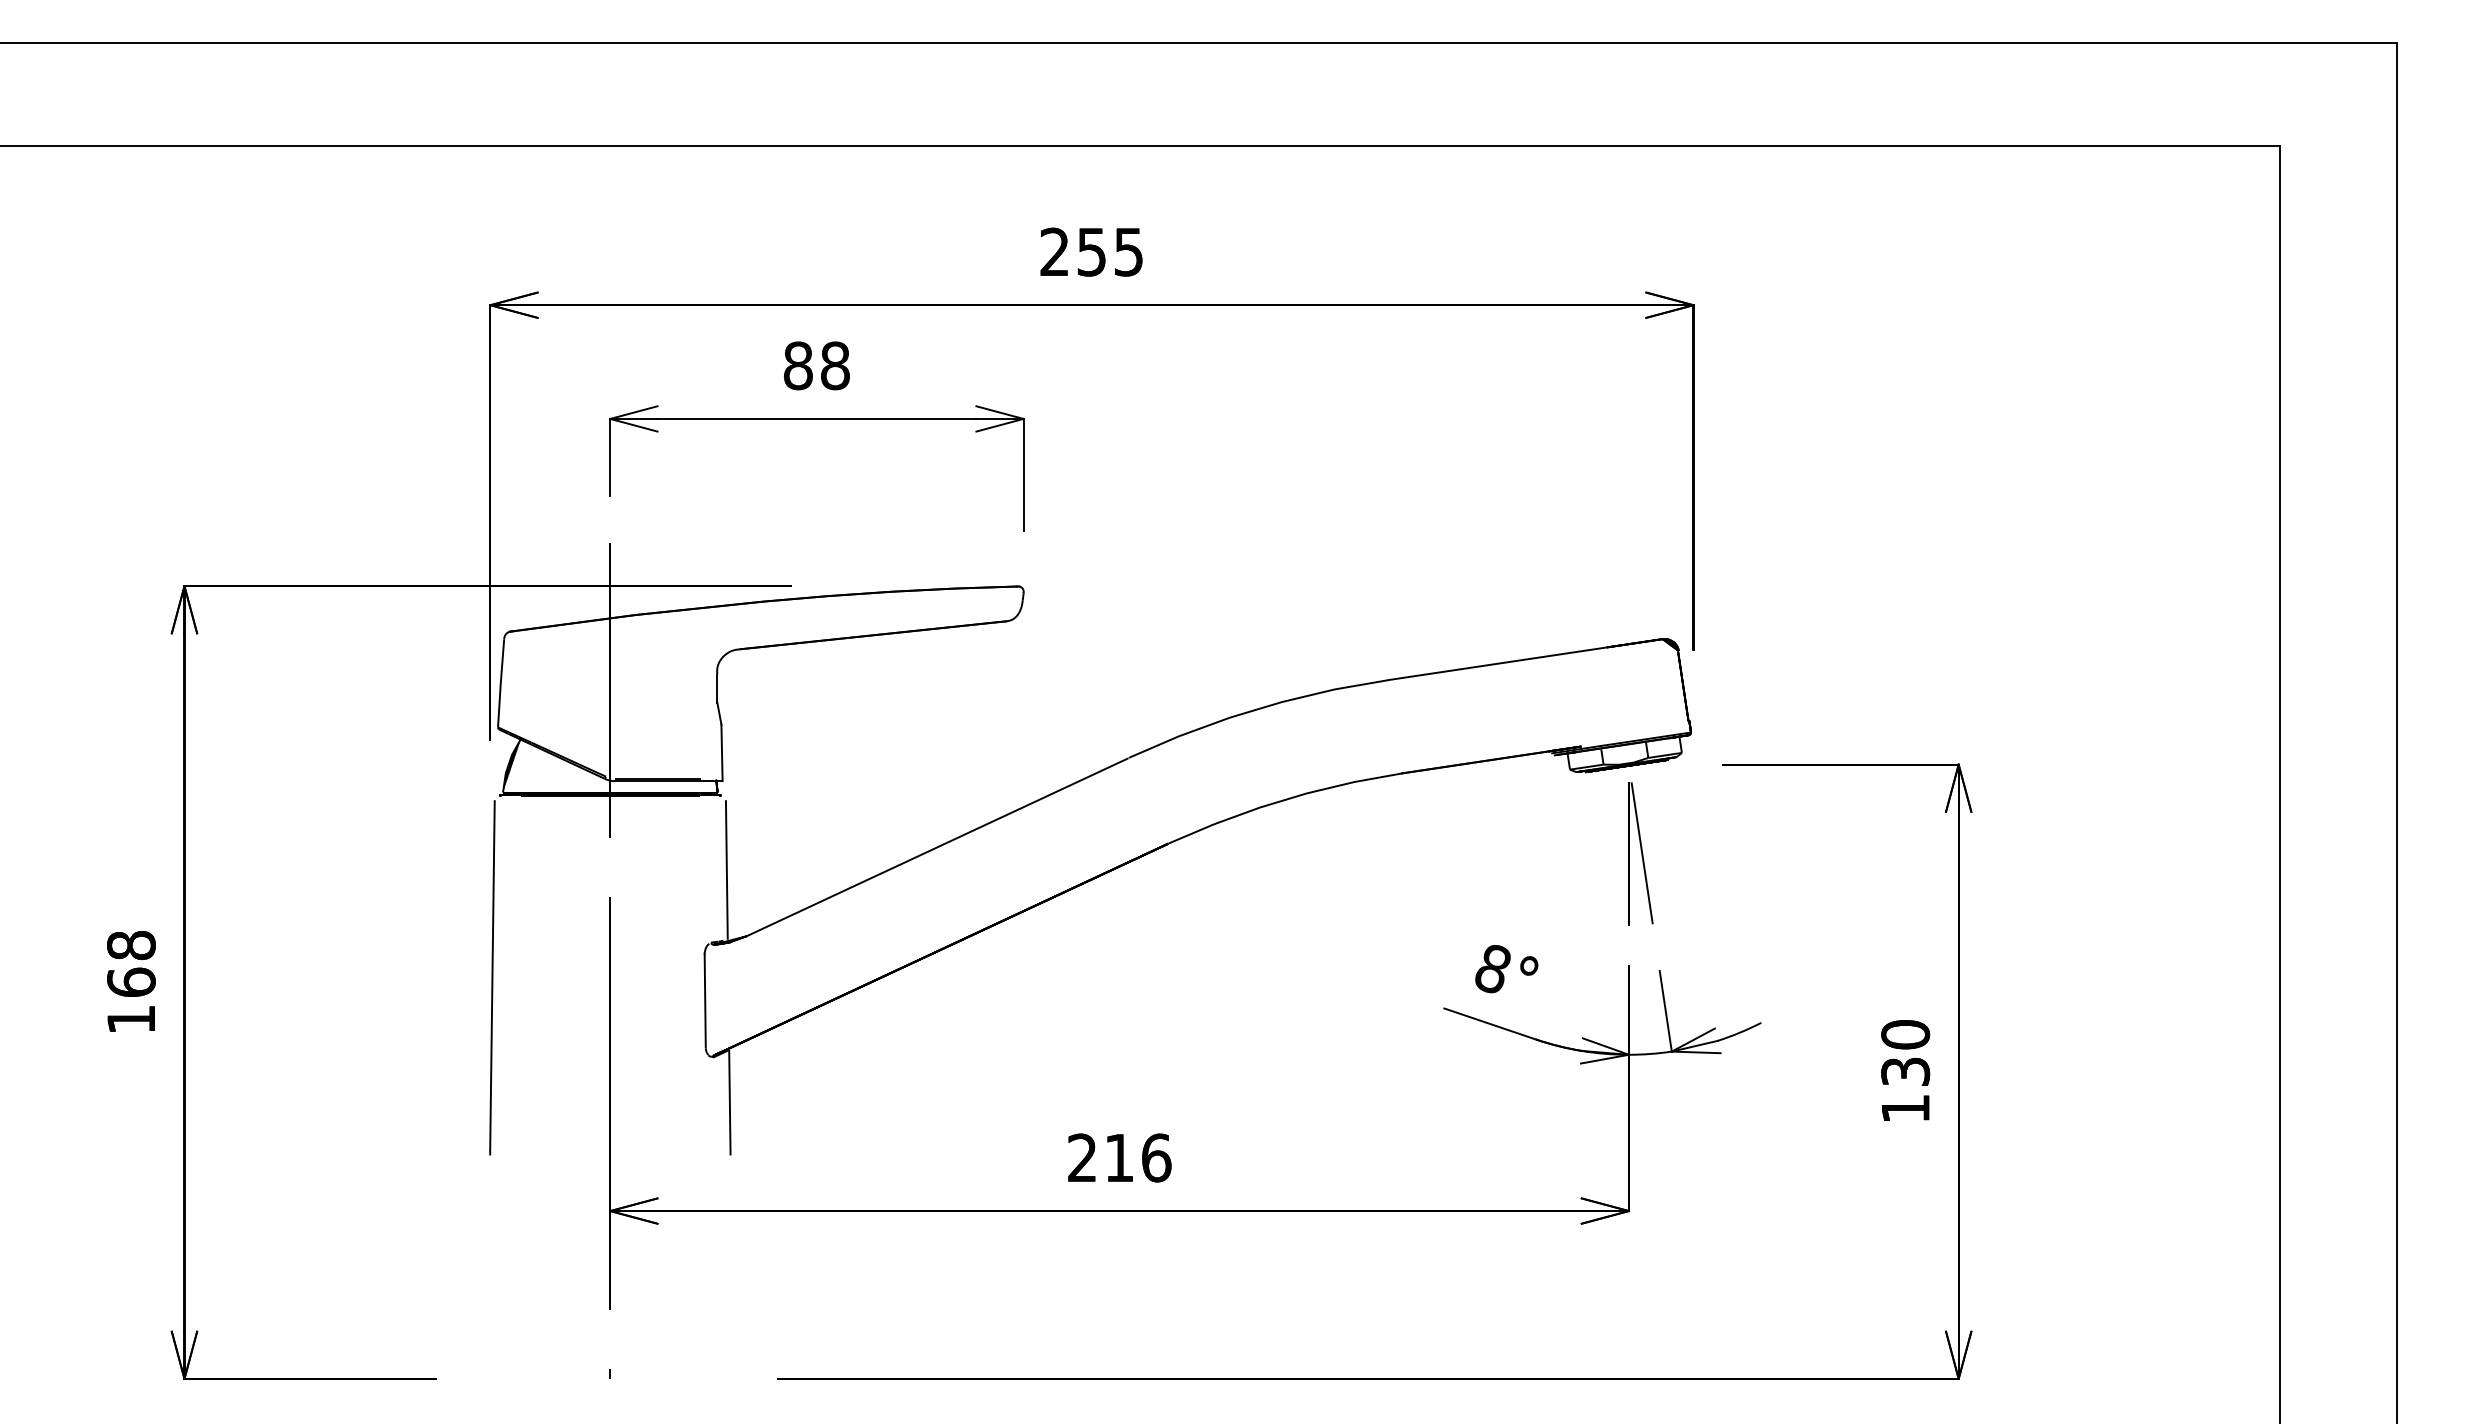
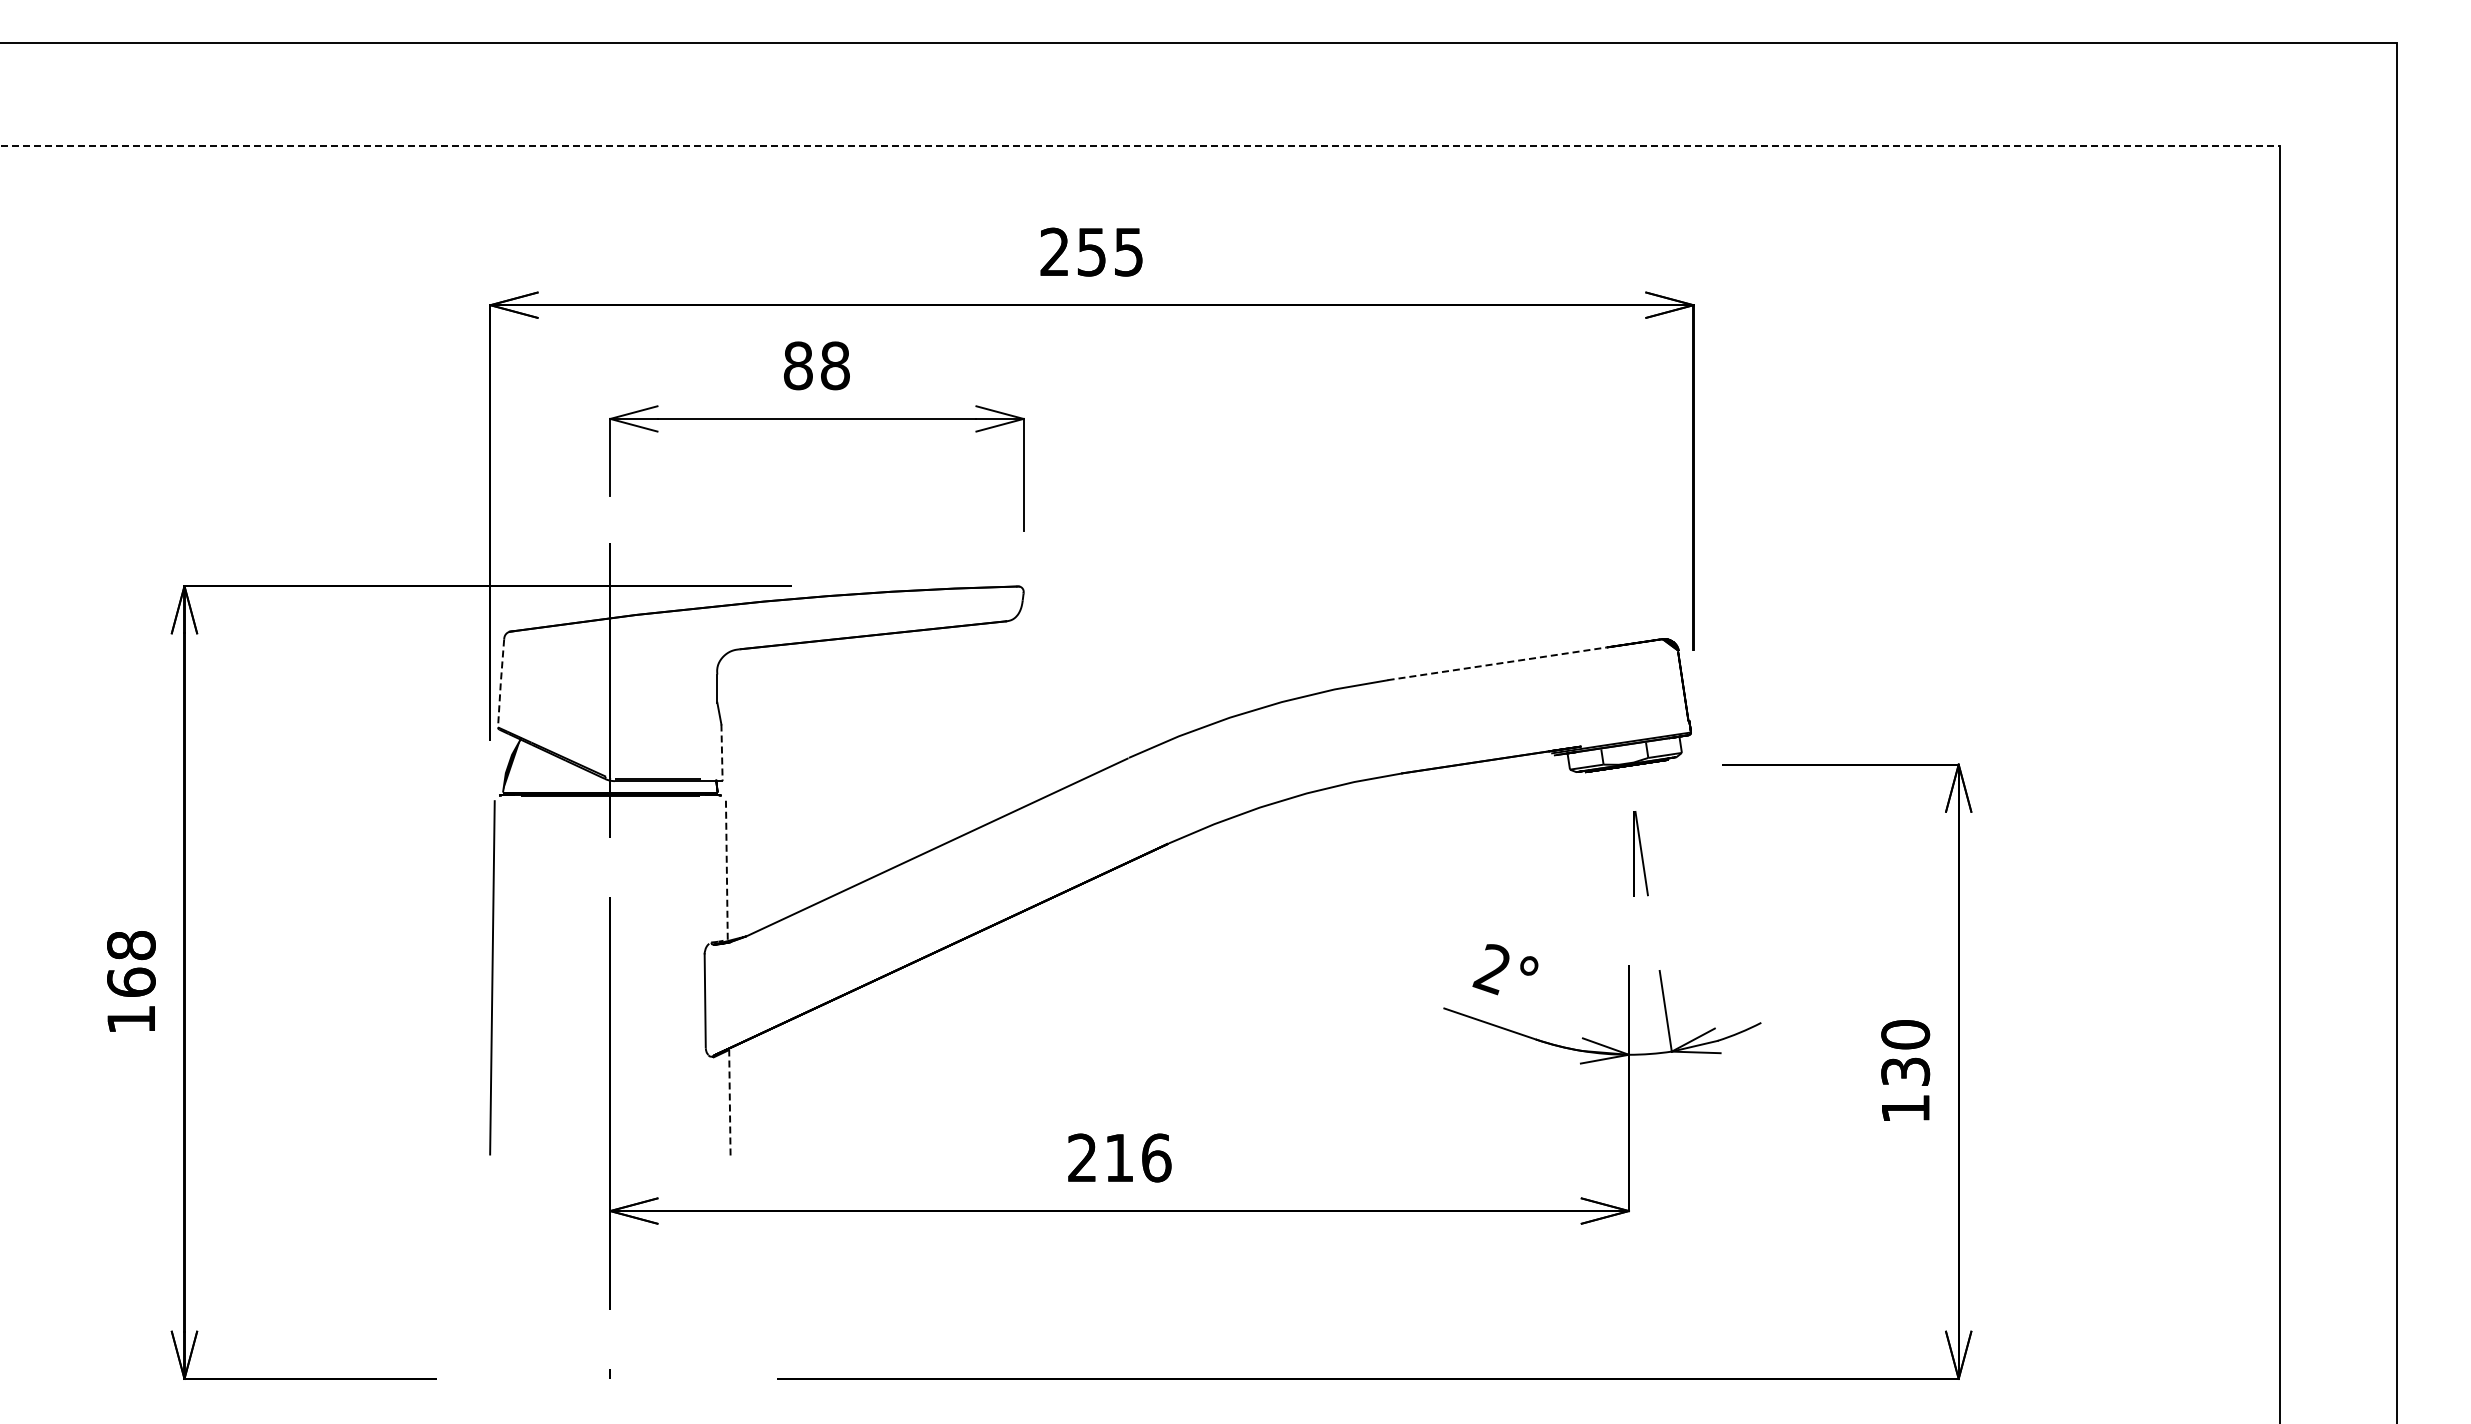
line: solid -> dashed (1140, 146)
line: solid -> dashed (1497, 663)
line: solid -> dashed (500, 683)
line: solid -> dashed (722, 753)
part size: 26x144 px -> 16x86 px (1640, 853)
line: solid -> dashed (726, 869)
text: 8° -> 2° (1491, 969)
line: solid -> dashed (729, 1102)
